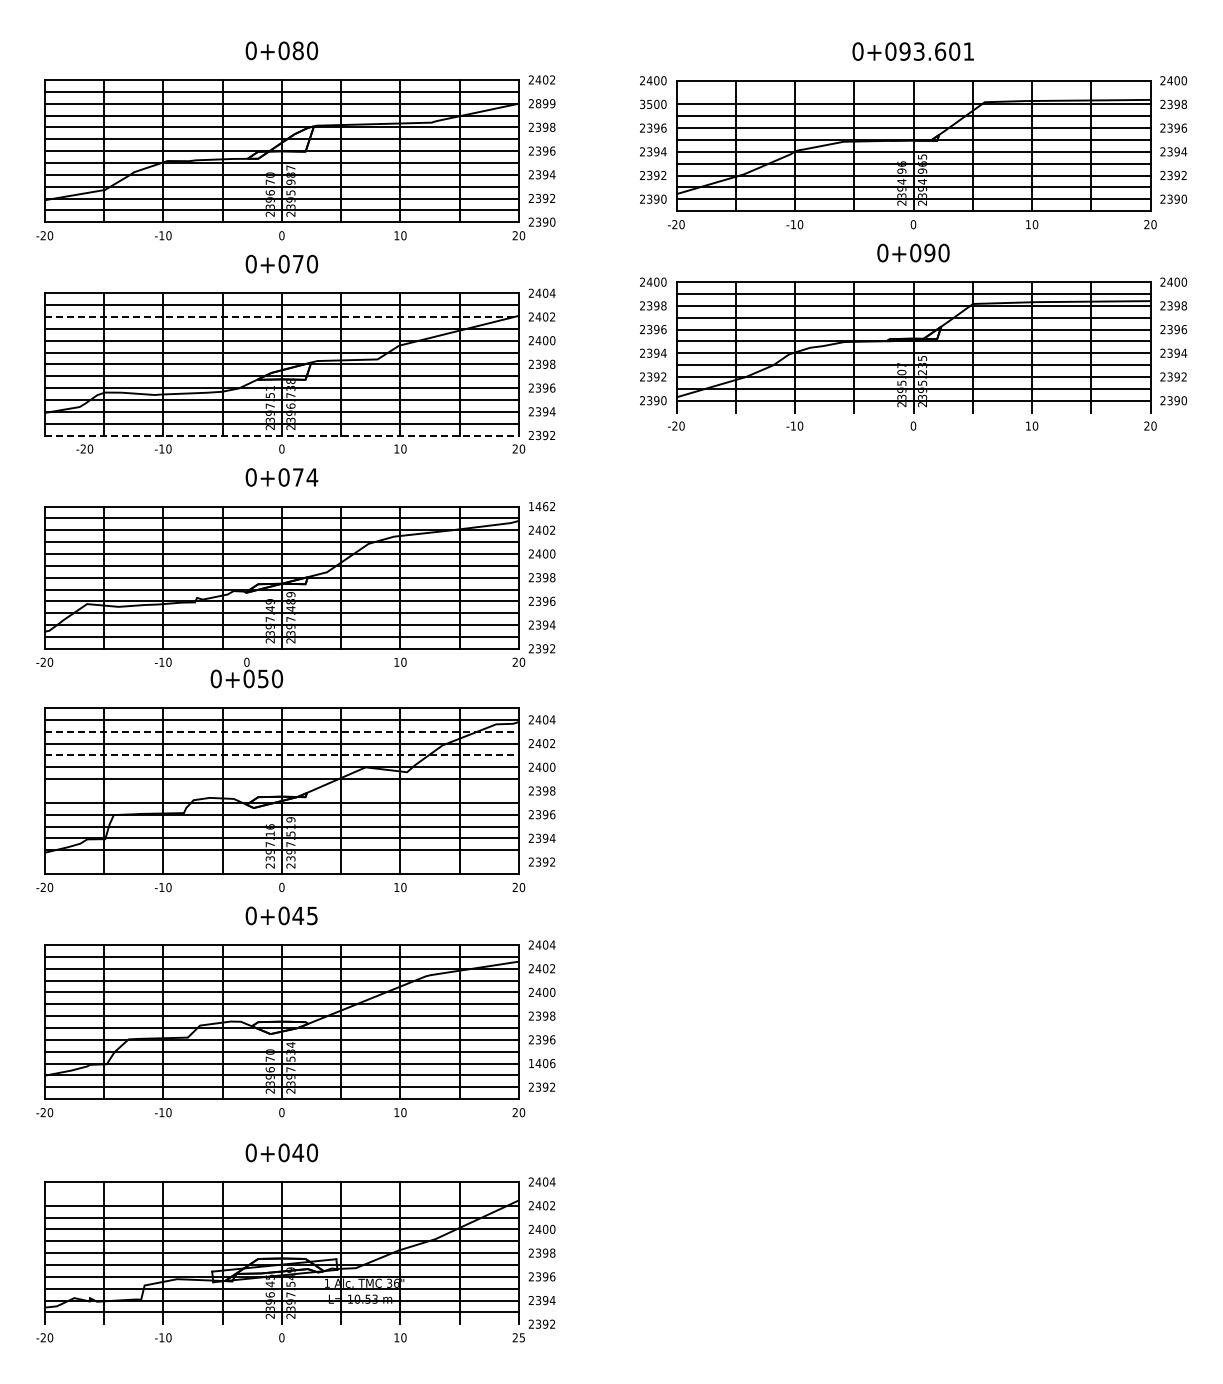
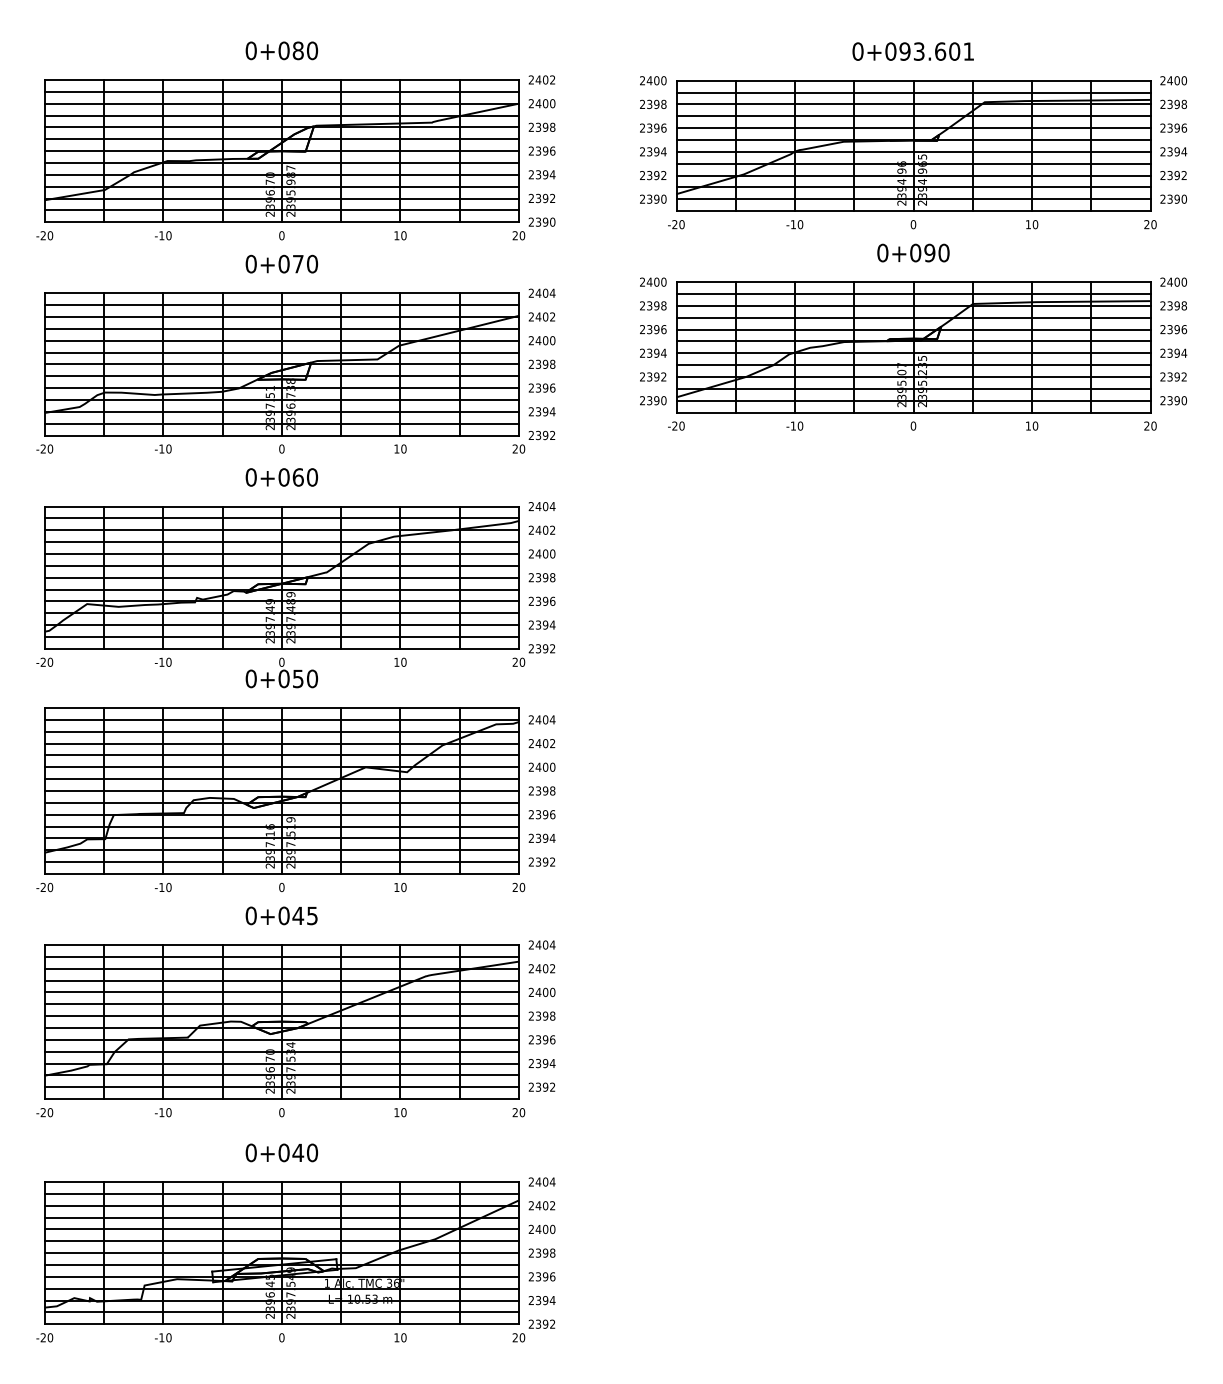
line: none -> present (913, 92)
text: 2899 -> 2400 (545, 103)
text: 3500 -> 2398 (653, 103)
line: dashed -> solid (281, 317)
line: none -> present (913, 412)
line: dashed -> solid (281, 435)
text position: (84, 448) -> (44, 448) (44, 448)
text: 0+074 -> 0+060 (305, 477)
text: 1462 -> 2404 (541, 506)
text position: (246, 672) -> (281, 672) (281, 672)
line: dashed -> solid (281, 731)
line: dashed -> solid (281, 755)
line: none -> present (281, 791)
line: none -> present (281, 862)
text: 1406 -> 2394 (541, 1063)
line: none -> present (281, 1193)
line: none -> present (281, 1324)
text: 25 -> 20 (522, 1337)
